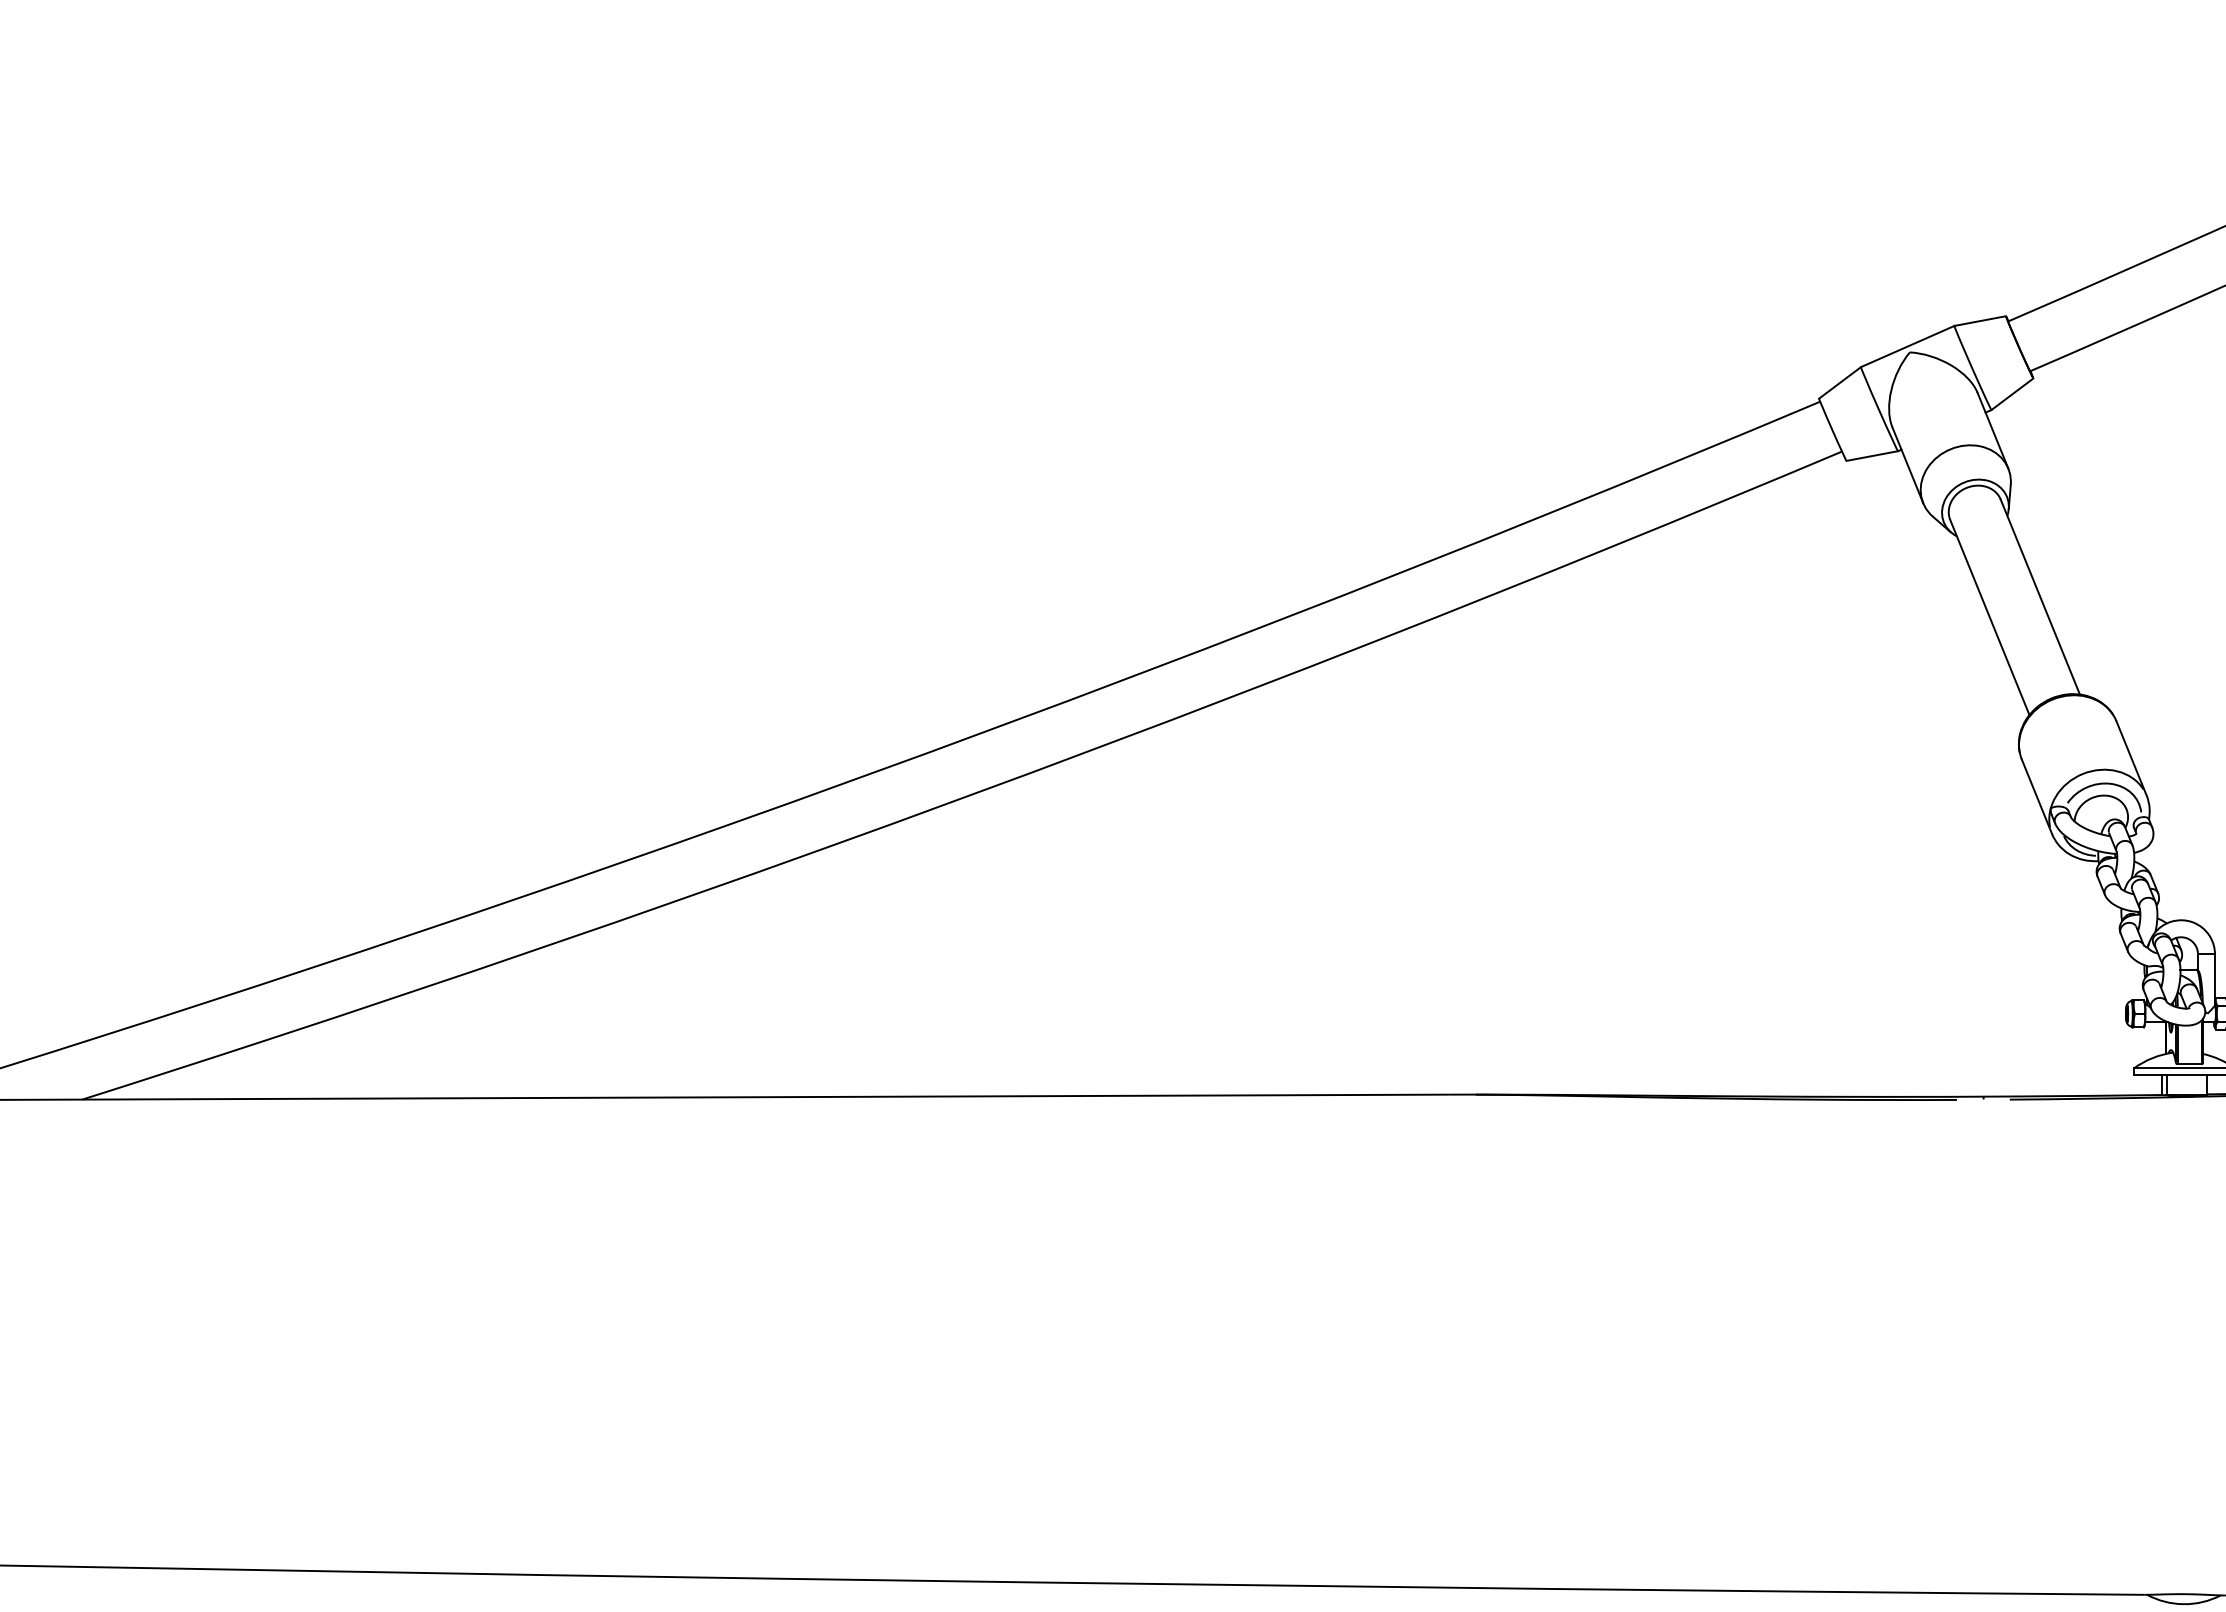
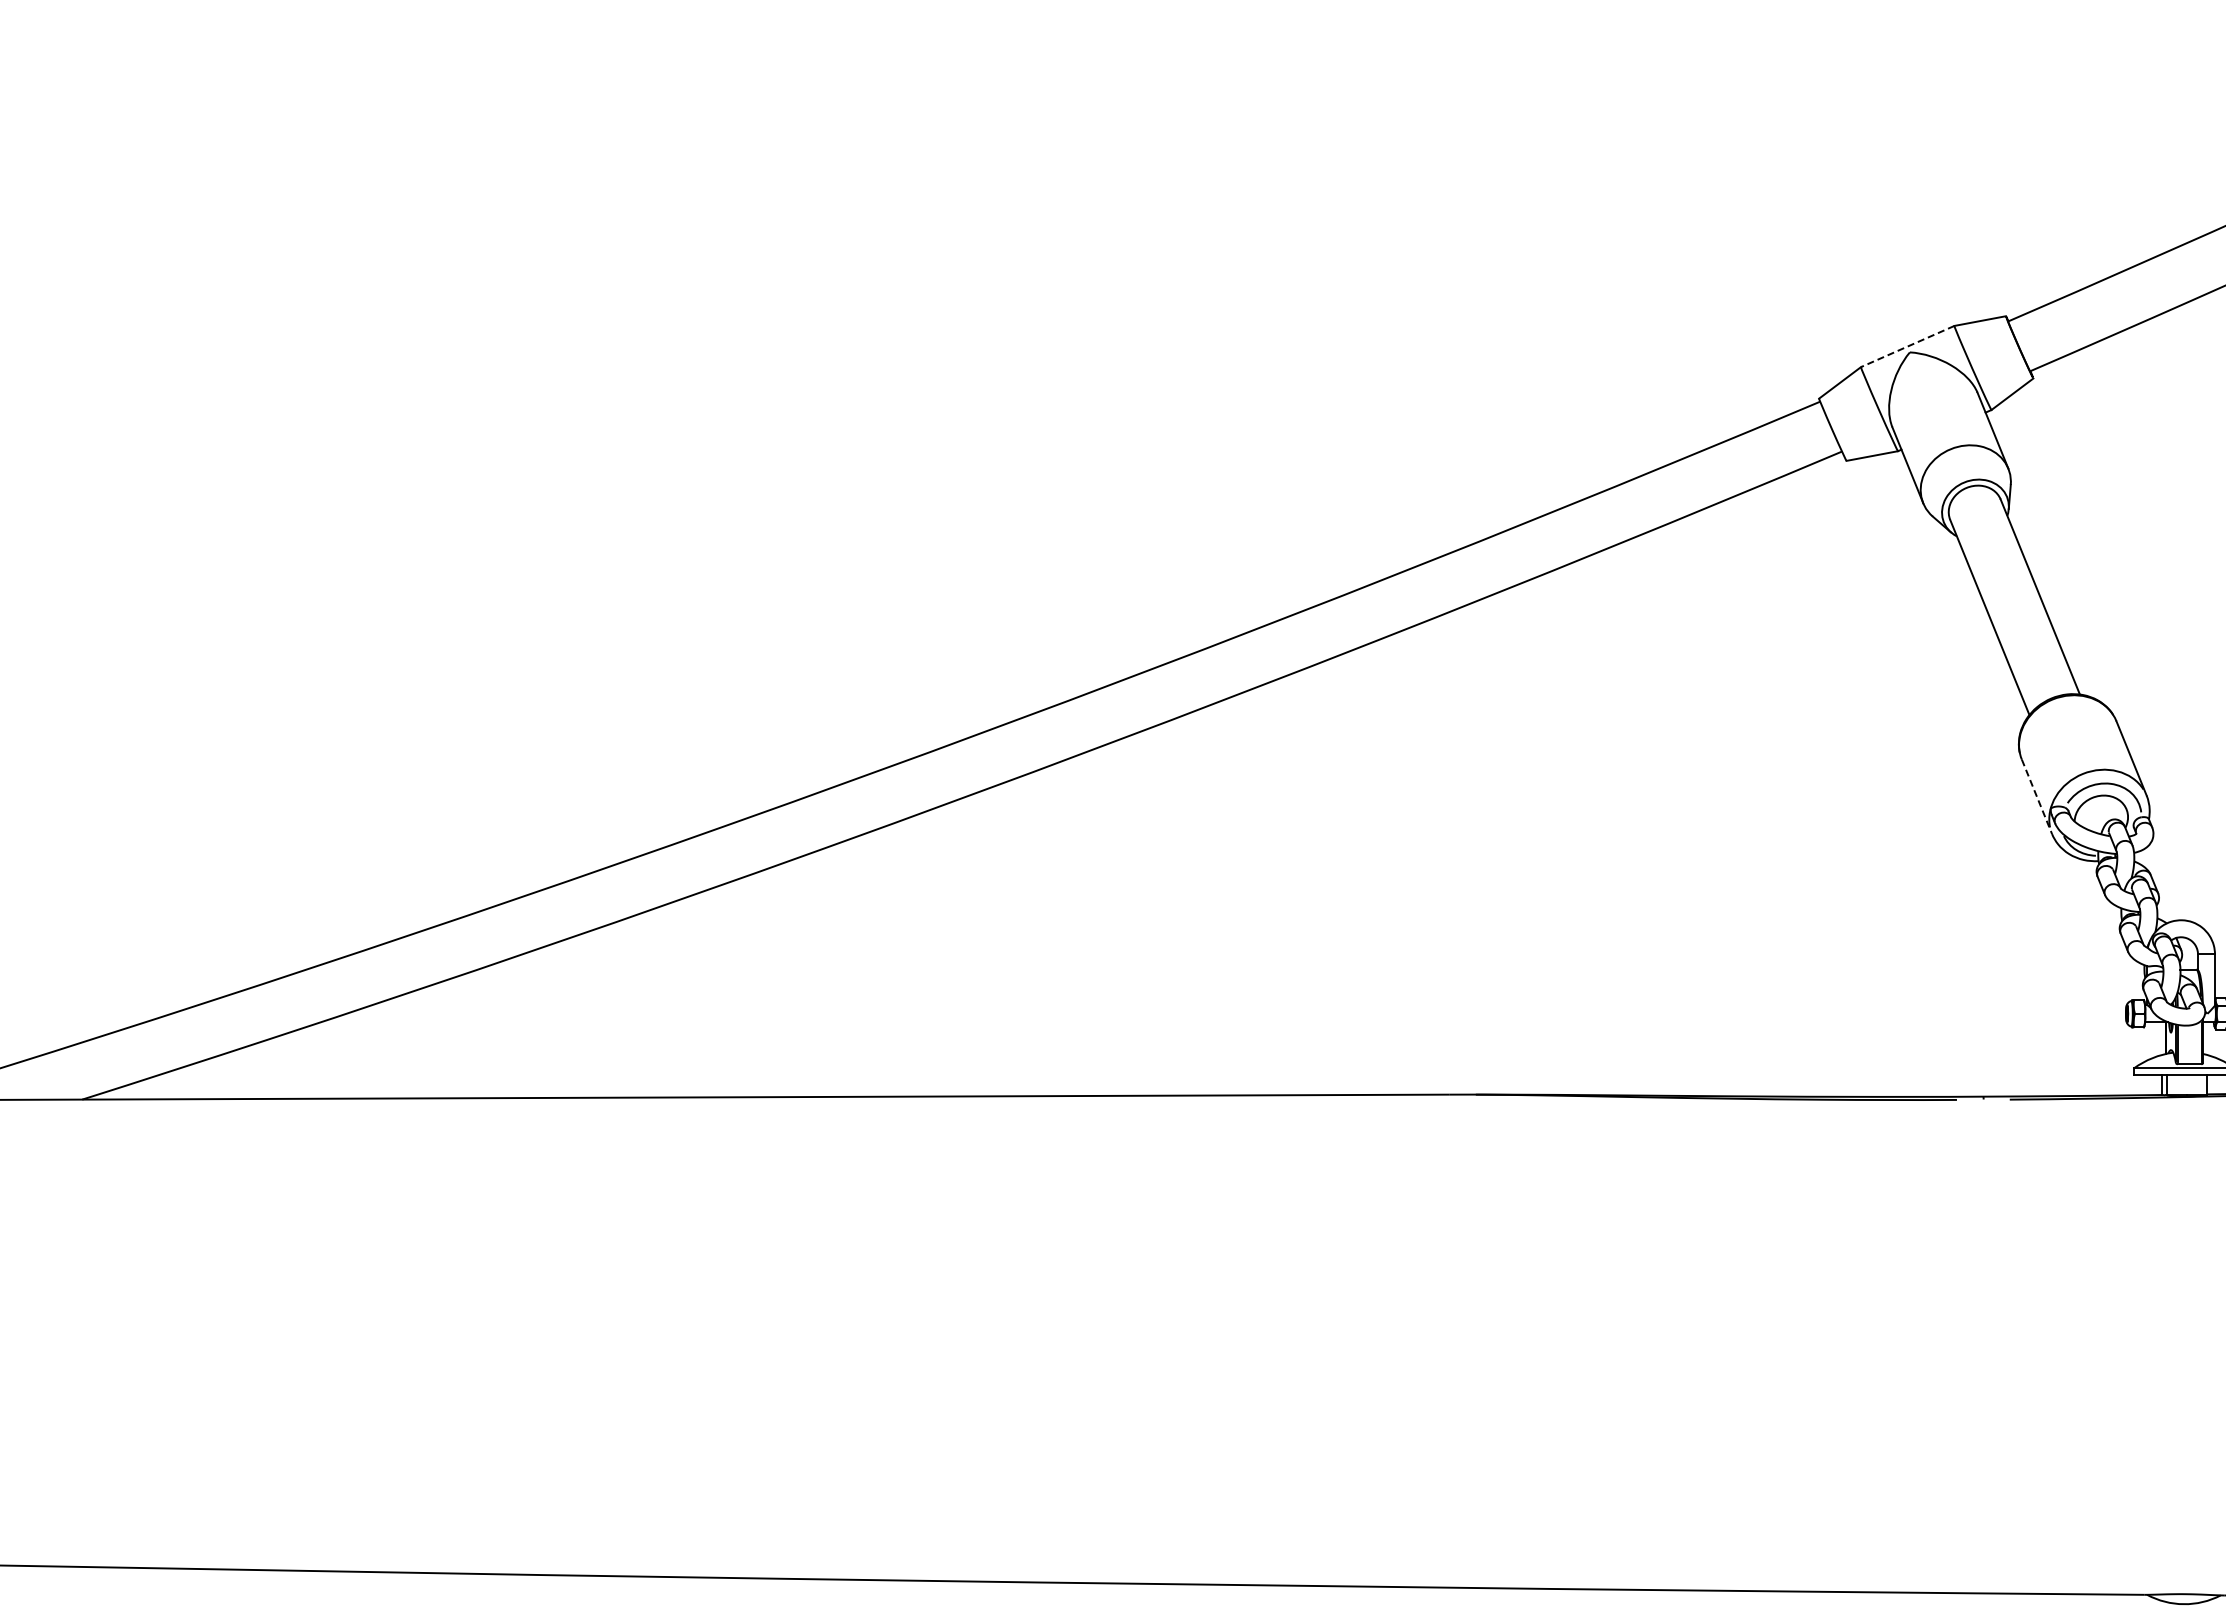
line: solid -> dashed (1907, 346)
line: solid -> dashed (2037, 797)
